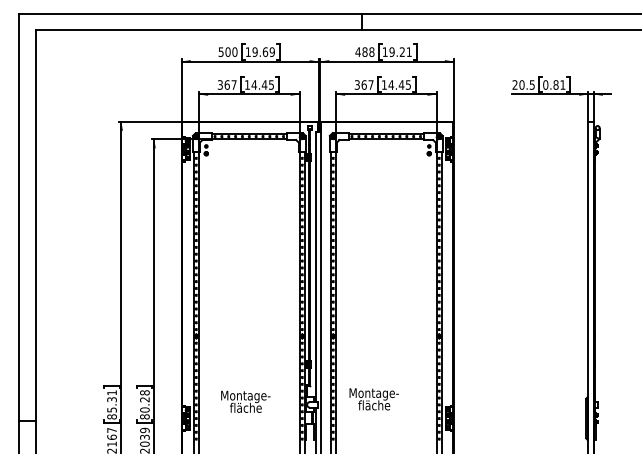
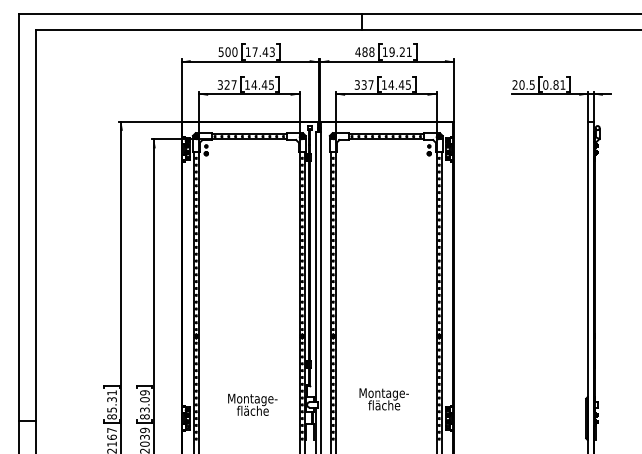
text: 19.69 -> 17.43 (263, 52)
text: 367 -> 327 (226, 84)
text: 367 -> 337 (363, 84)
text position: (373, 399) -> (383, 399) (383, 399)
text: 80.28 -> 83.09 (144, 401)
text position: (245, 401) -> (252, 404) (252, 404)
